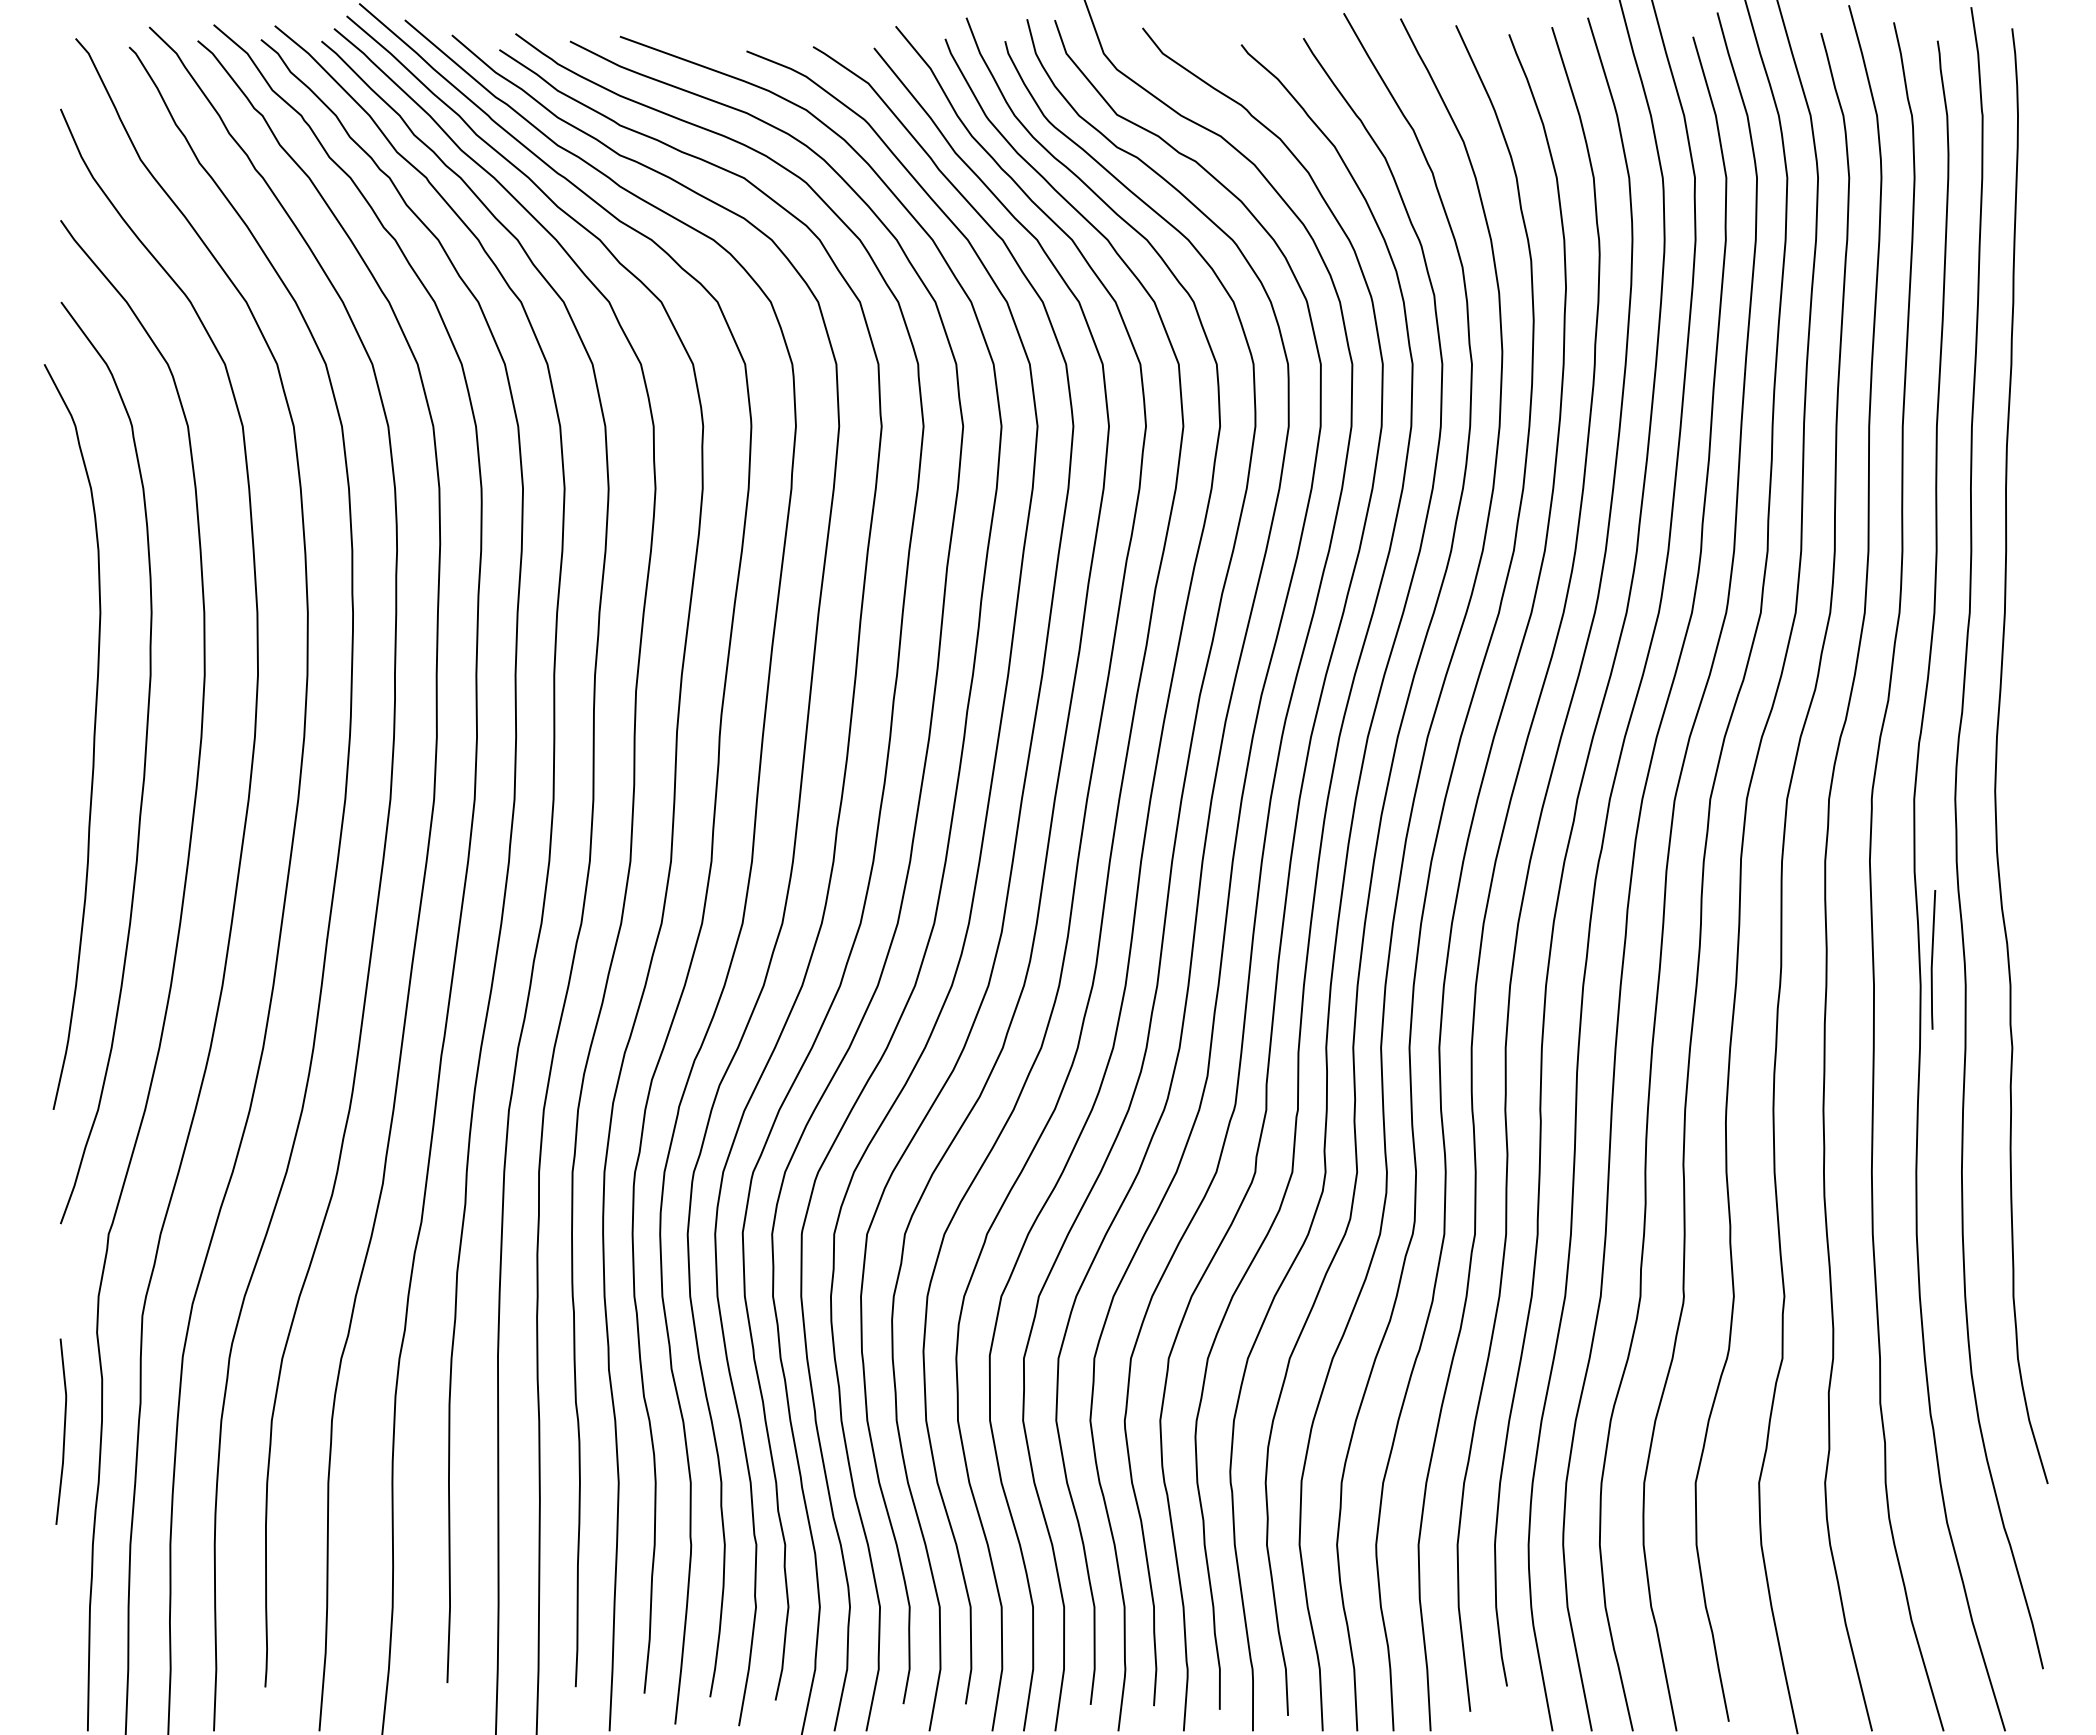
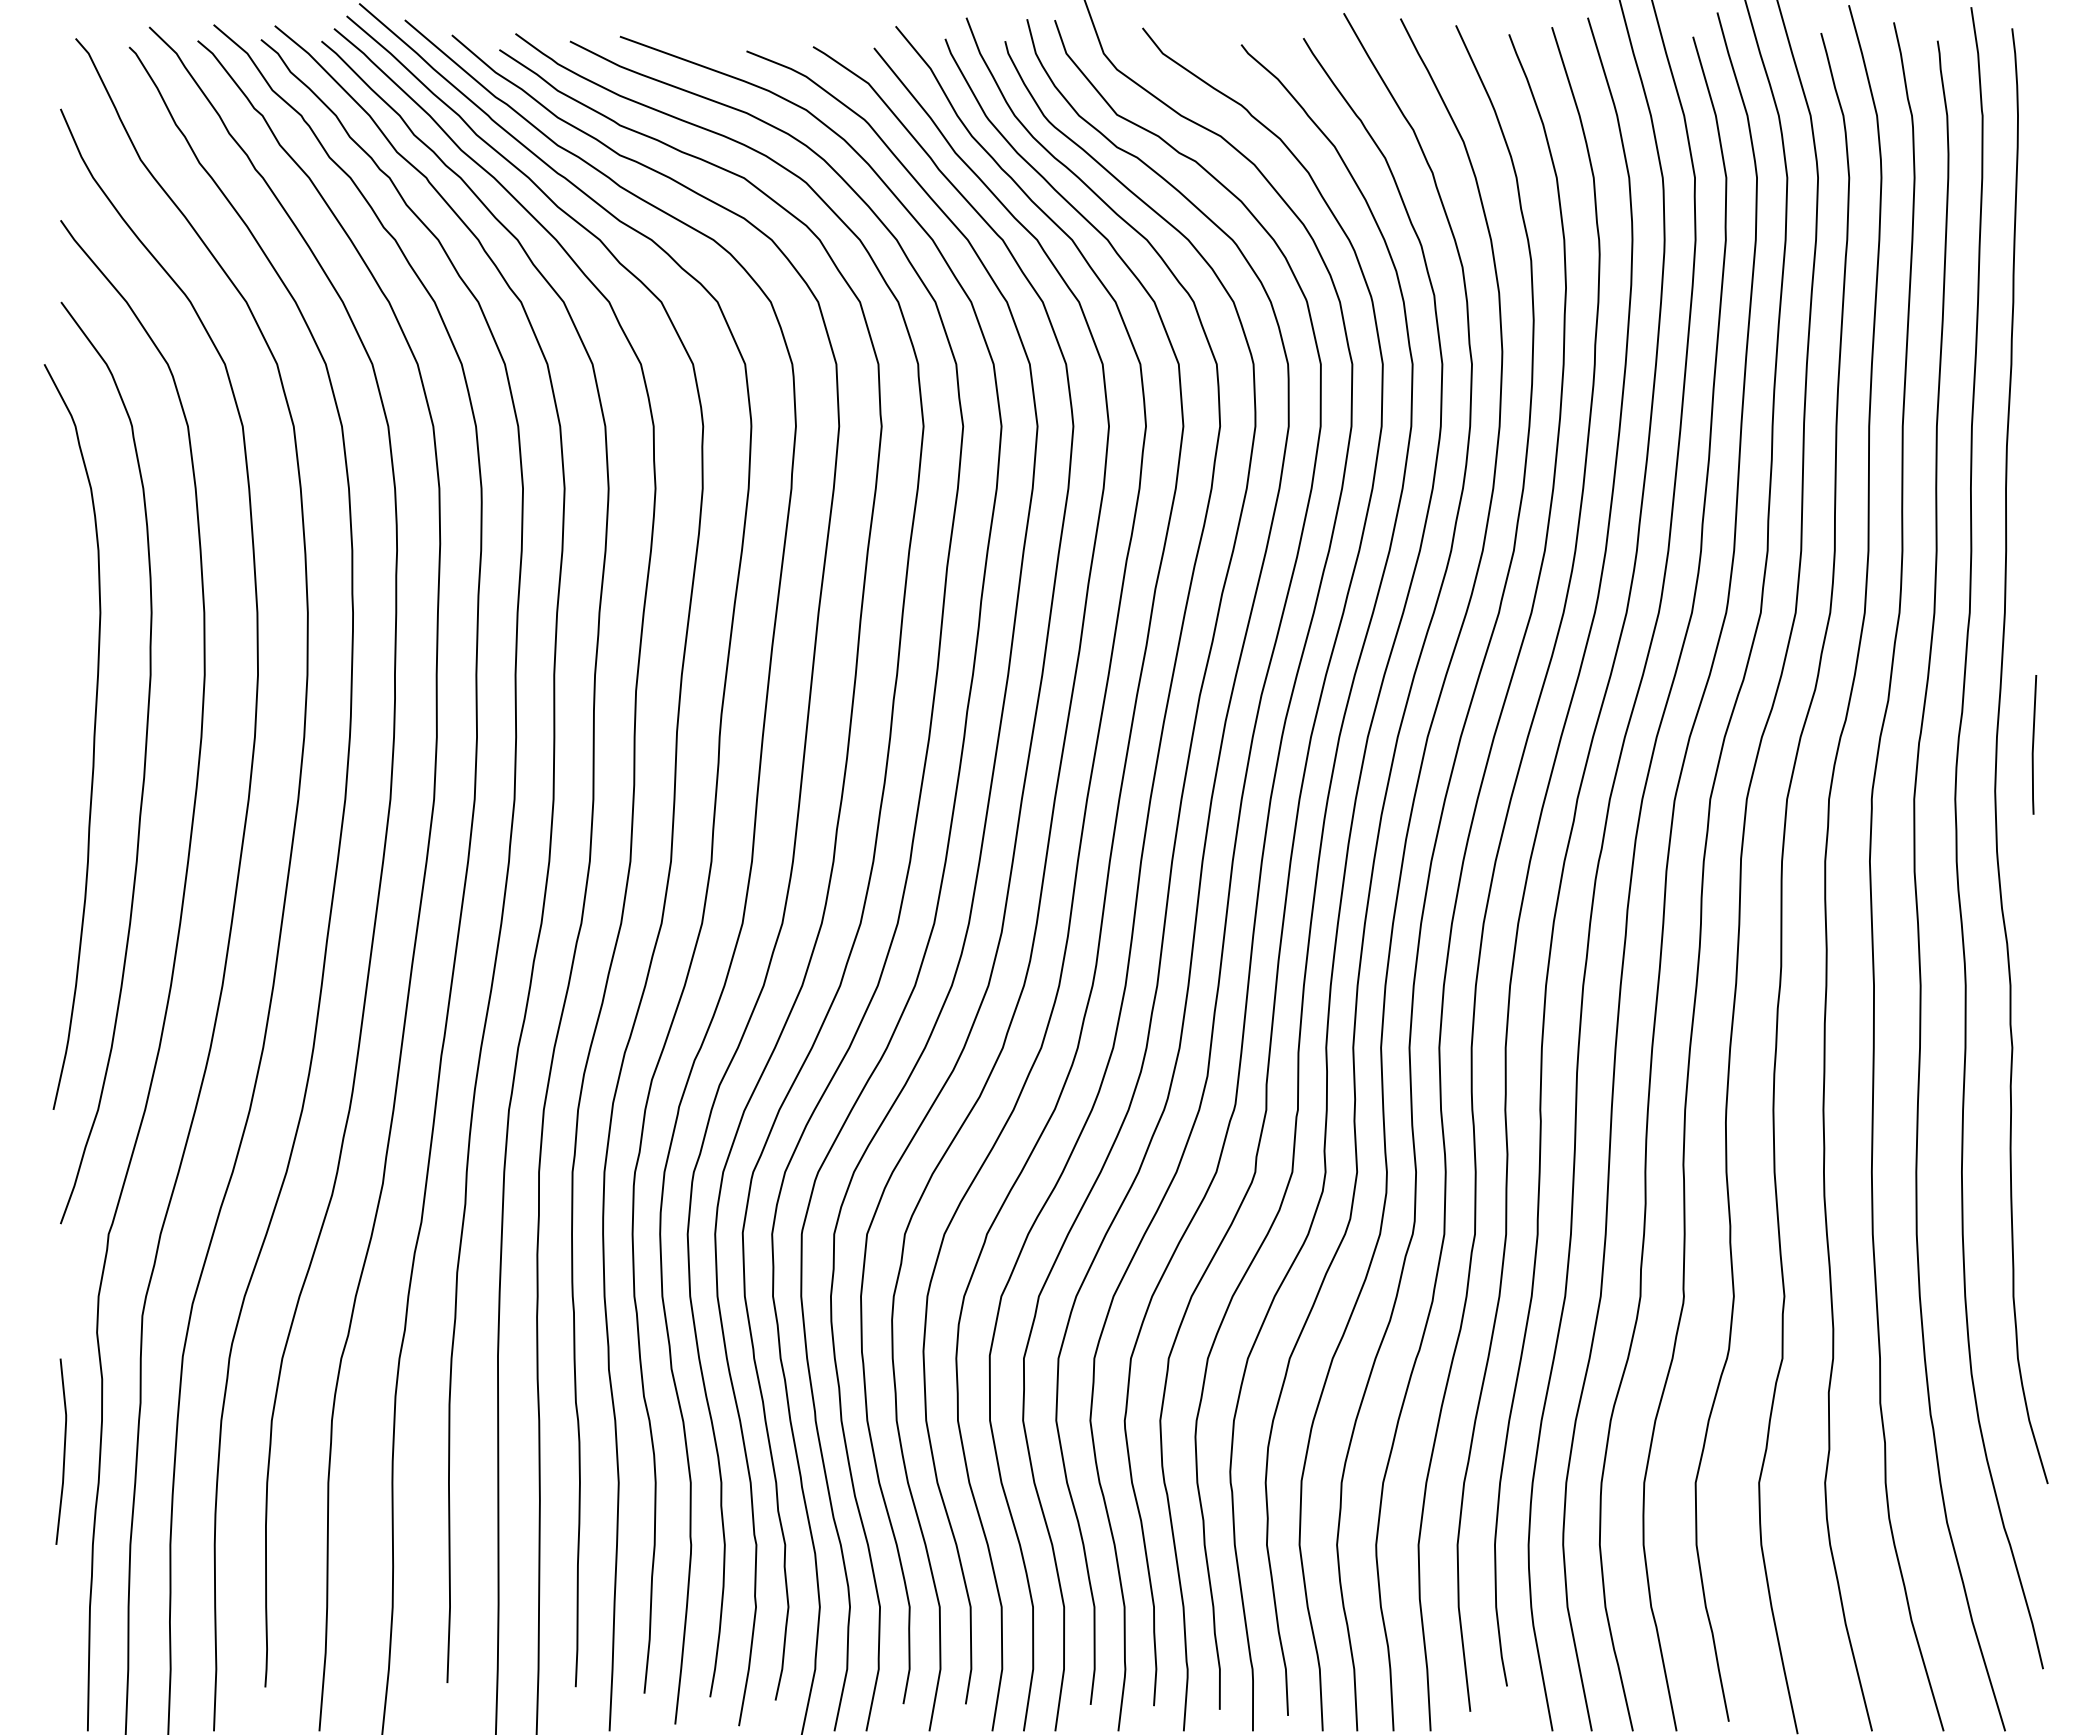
line position: (1933, 958) -> (2034, 743) (2034, 743)
line position: (63, 1431) -> (63, 1451) (63, 1451)
